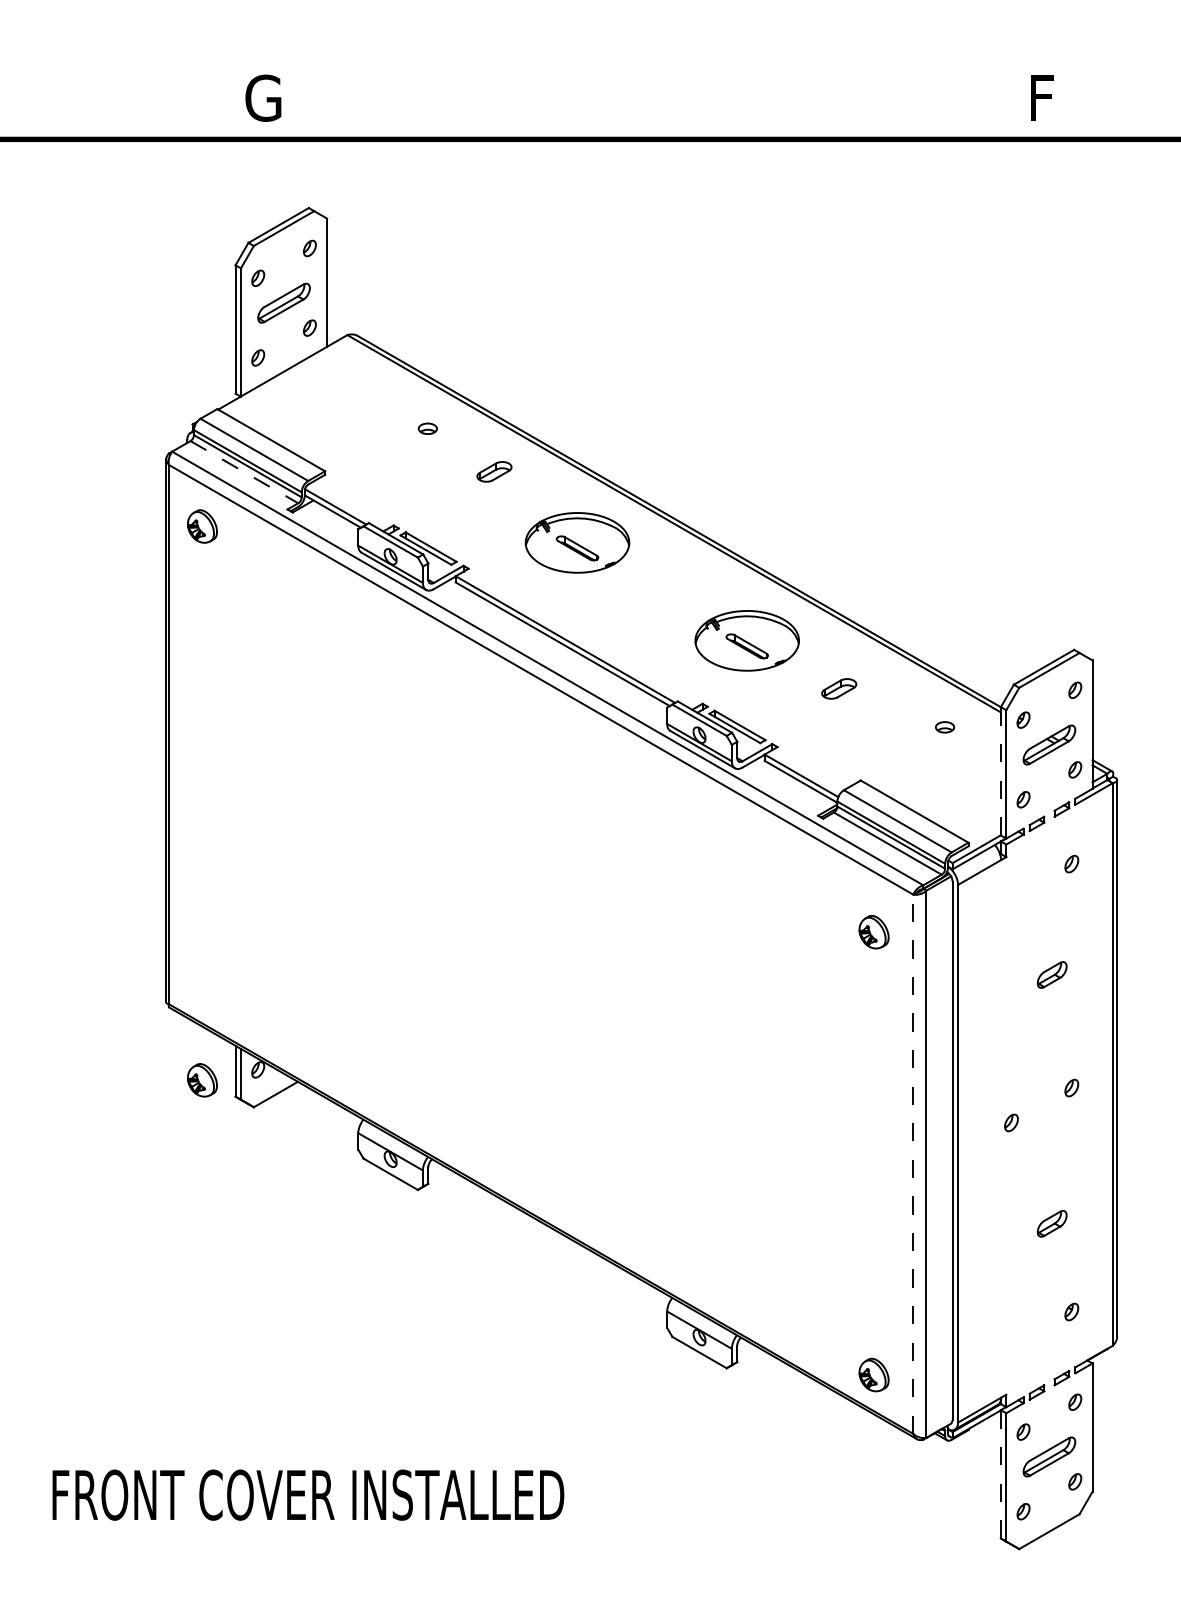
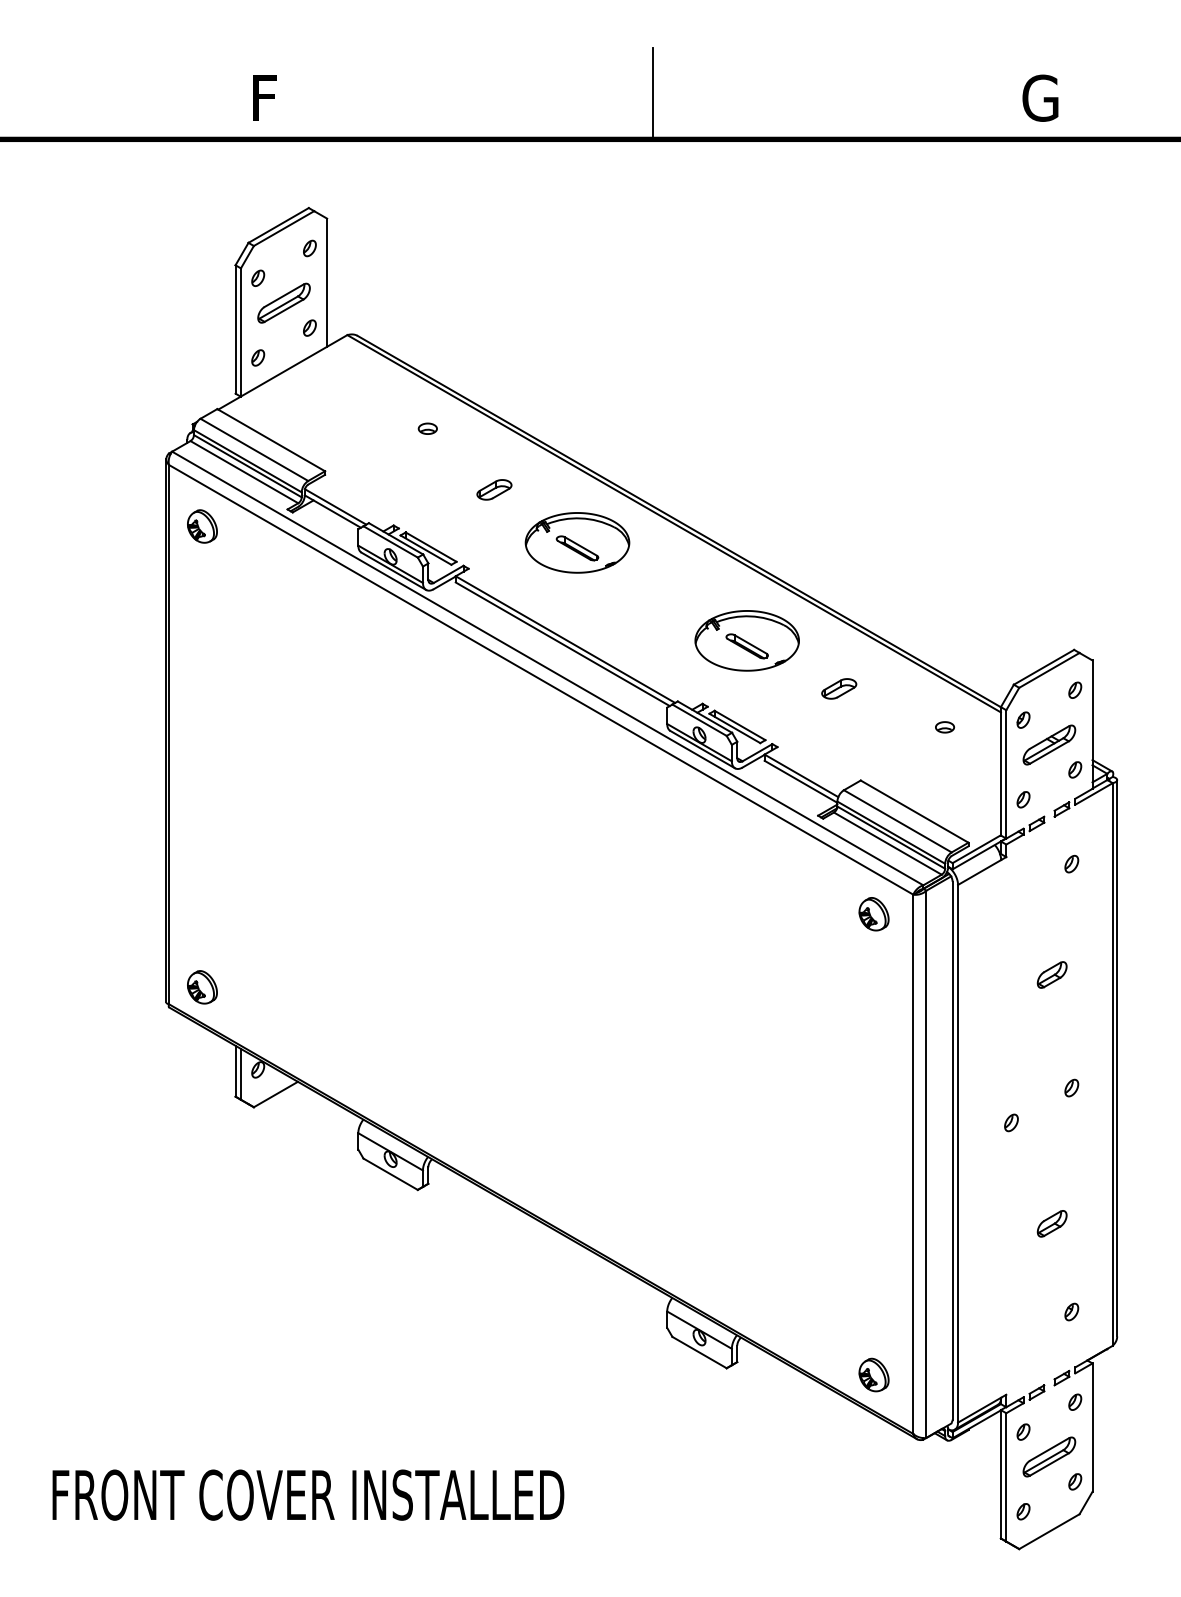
line: none -> present (652, 93)
text: G -> F (263, 97)
text: F -> G (1040, 97)
part position: (494, 471) -> (494, 489) (494, 489)
line: dashed -> solid (244, 472)
line: dashed -> solid (1000, 770)
part position: (873, 932) -> (873, 914) (873, 914)
part position: (202, 1080) -> (202, 987) (202, 987)
line: dashed -> solid (913, 1164)
line: dashed -> solid (1000, 1473)
